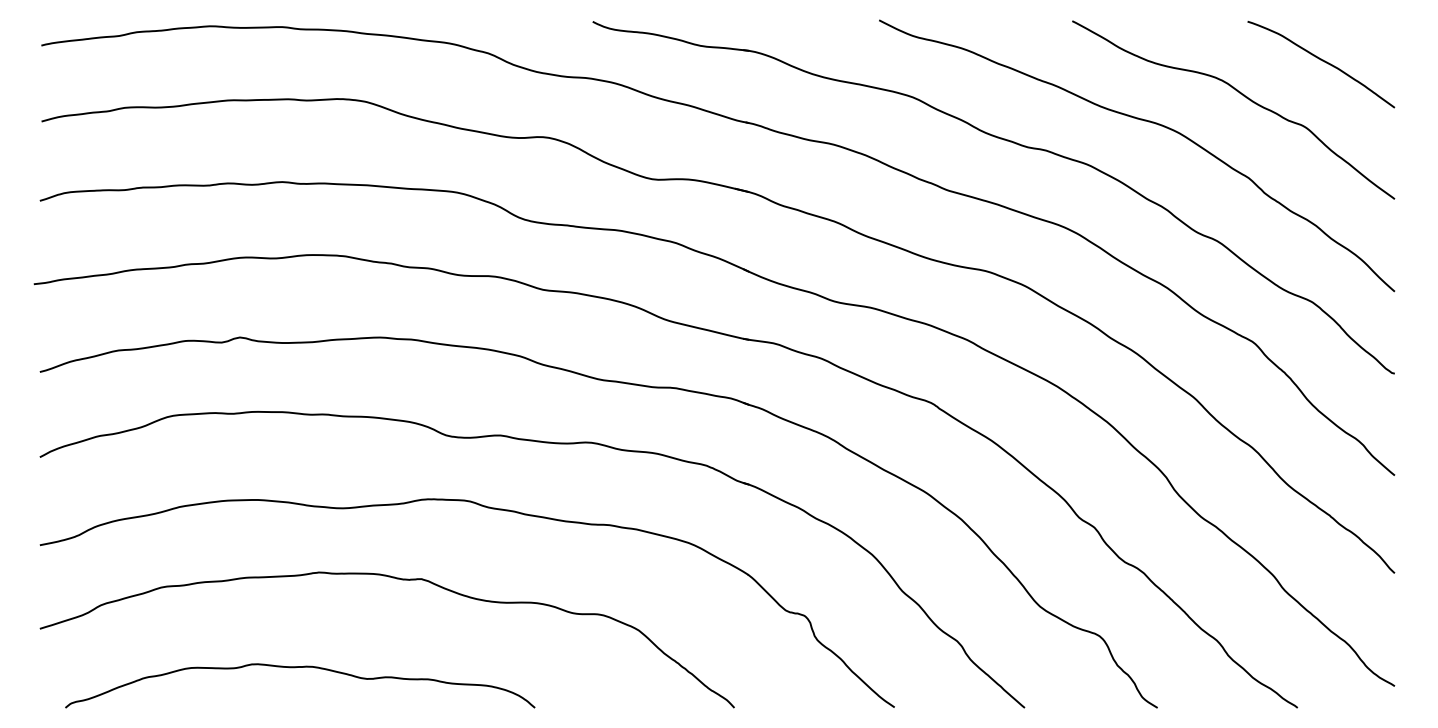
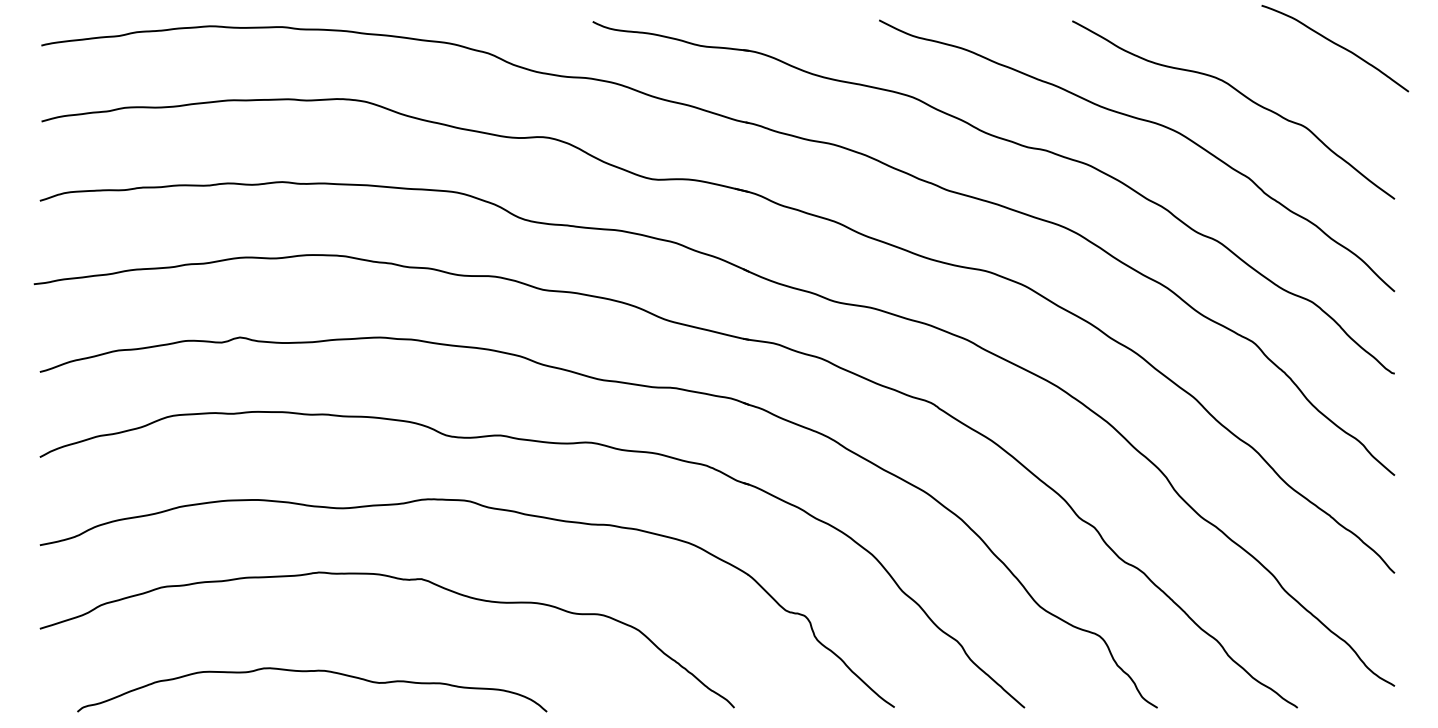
curve position: (1322, 61) -> (1336, 45) (1336, 45)
curve position: (295, 668) -> (307, 672) (307, 672)
